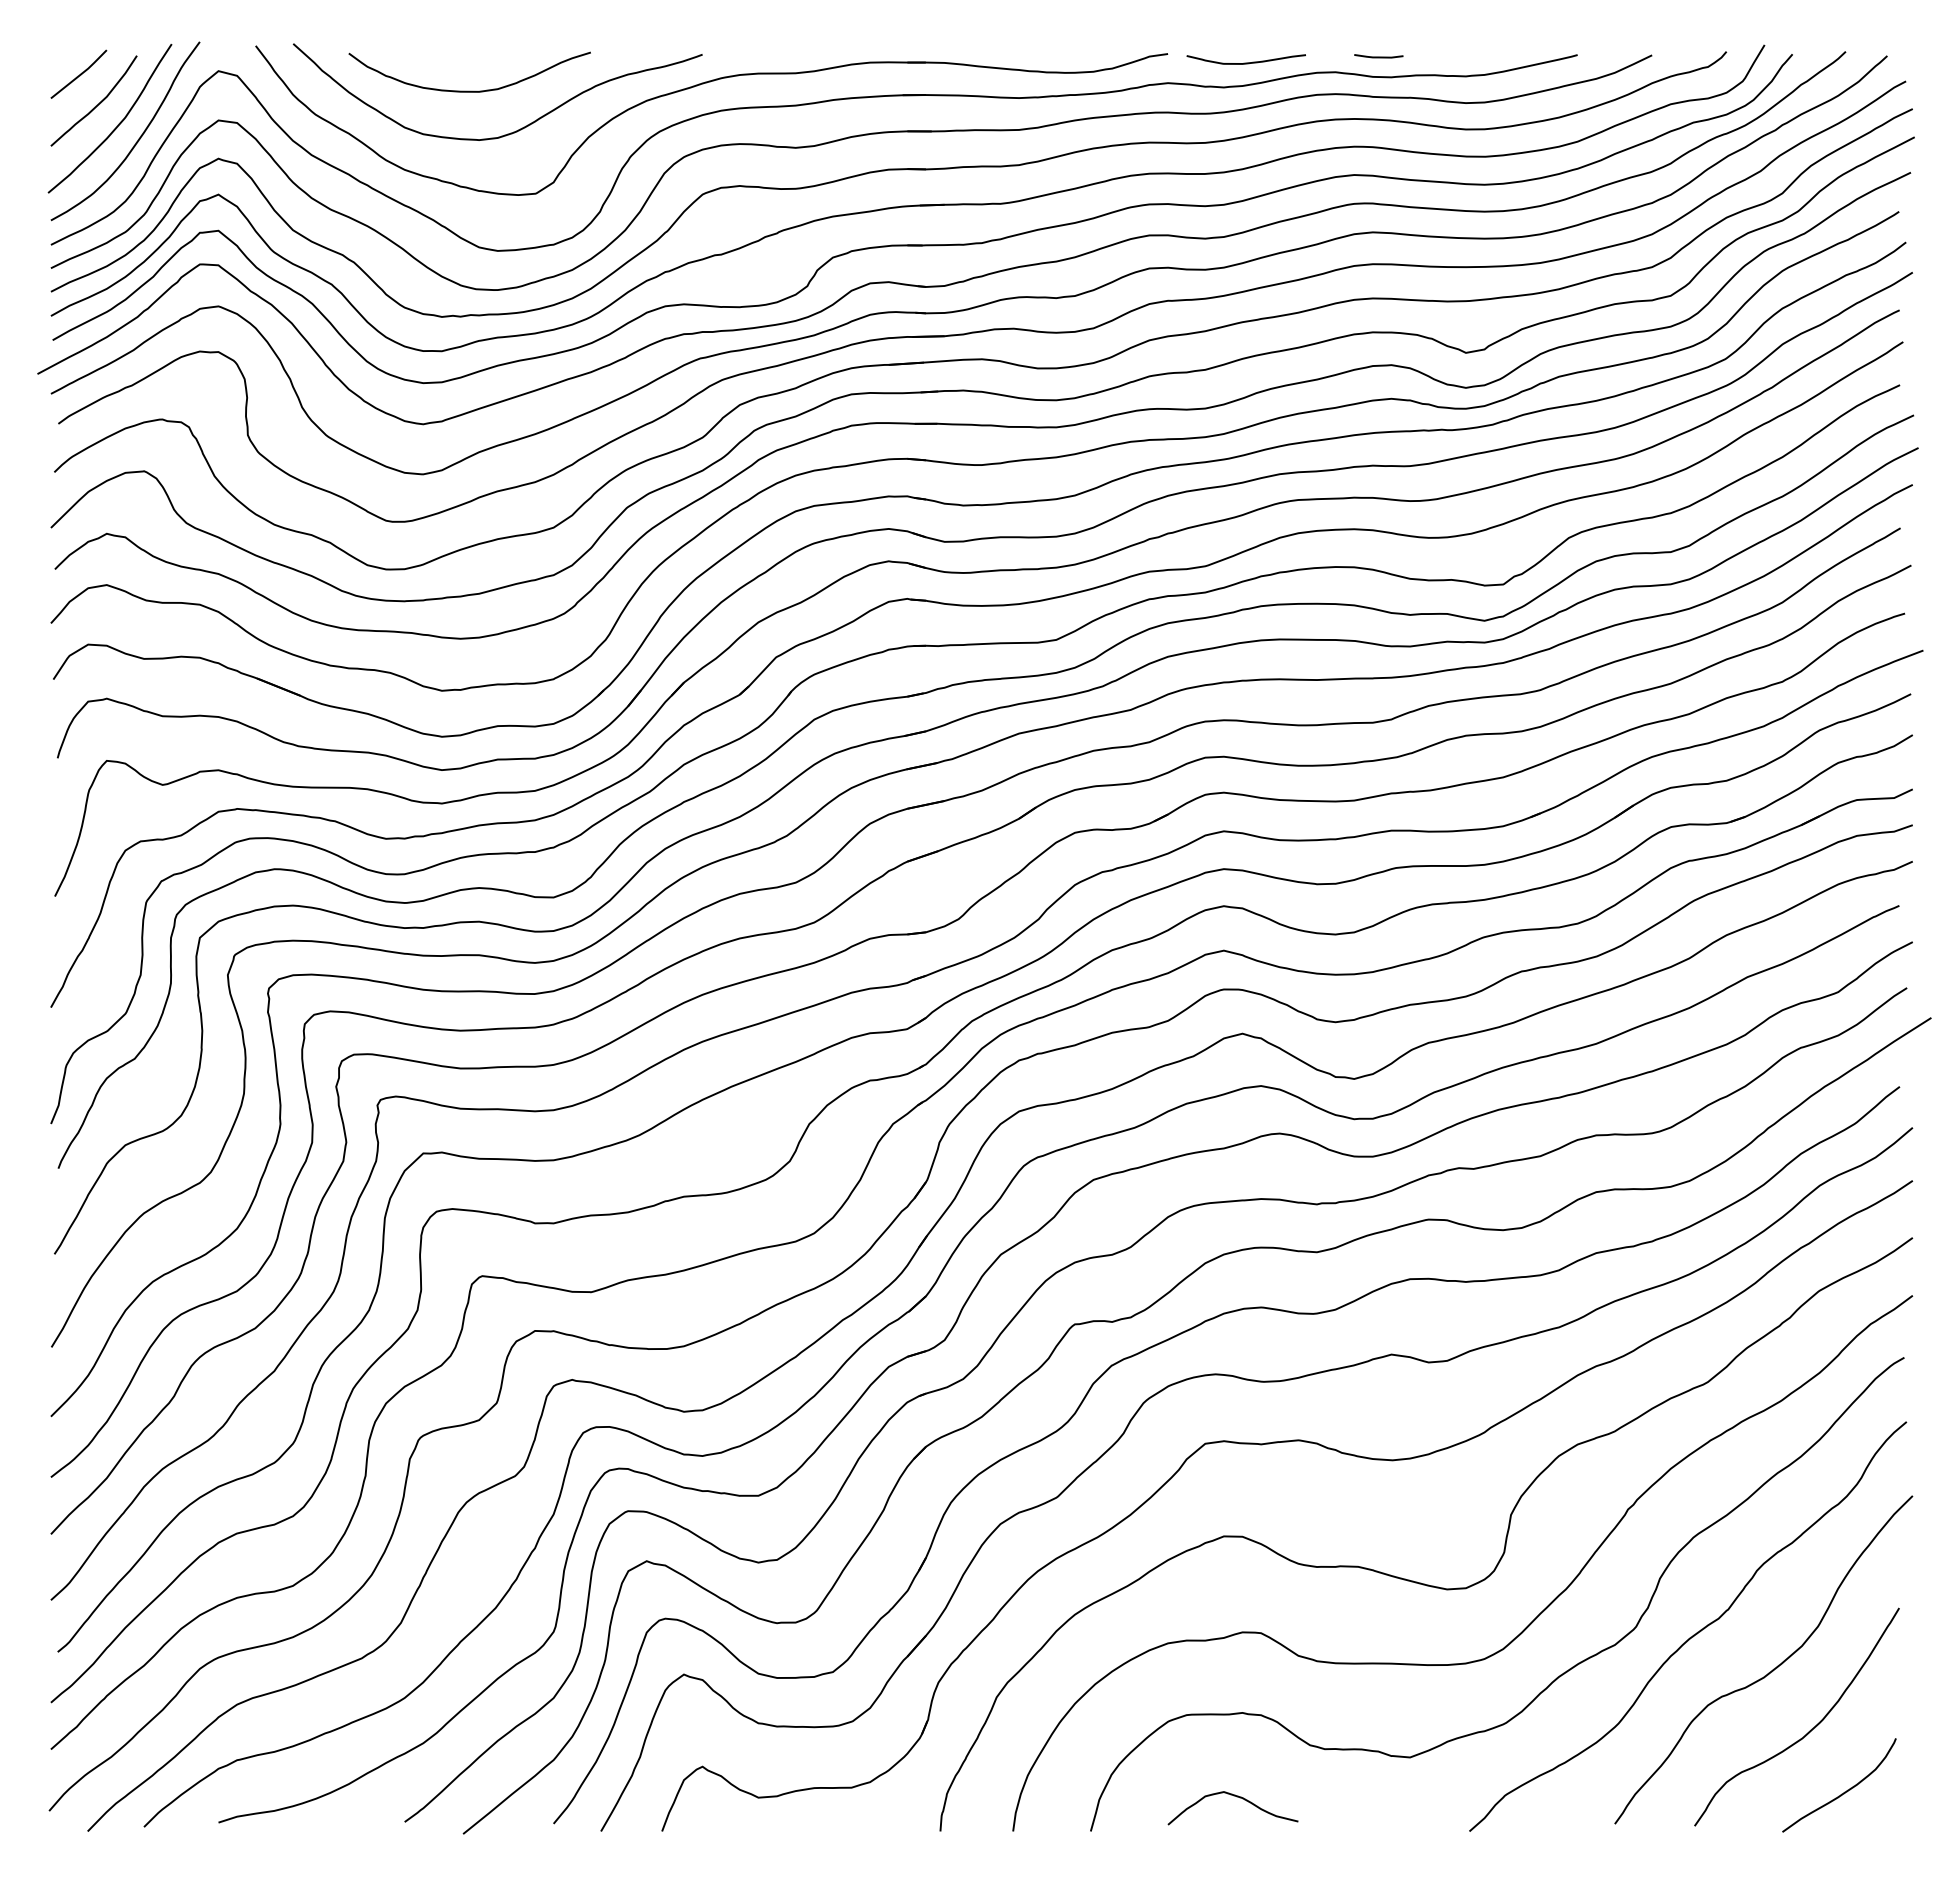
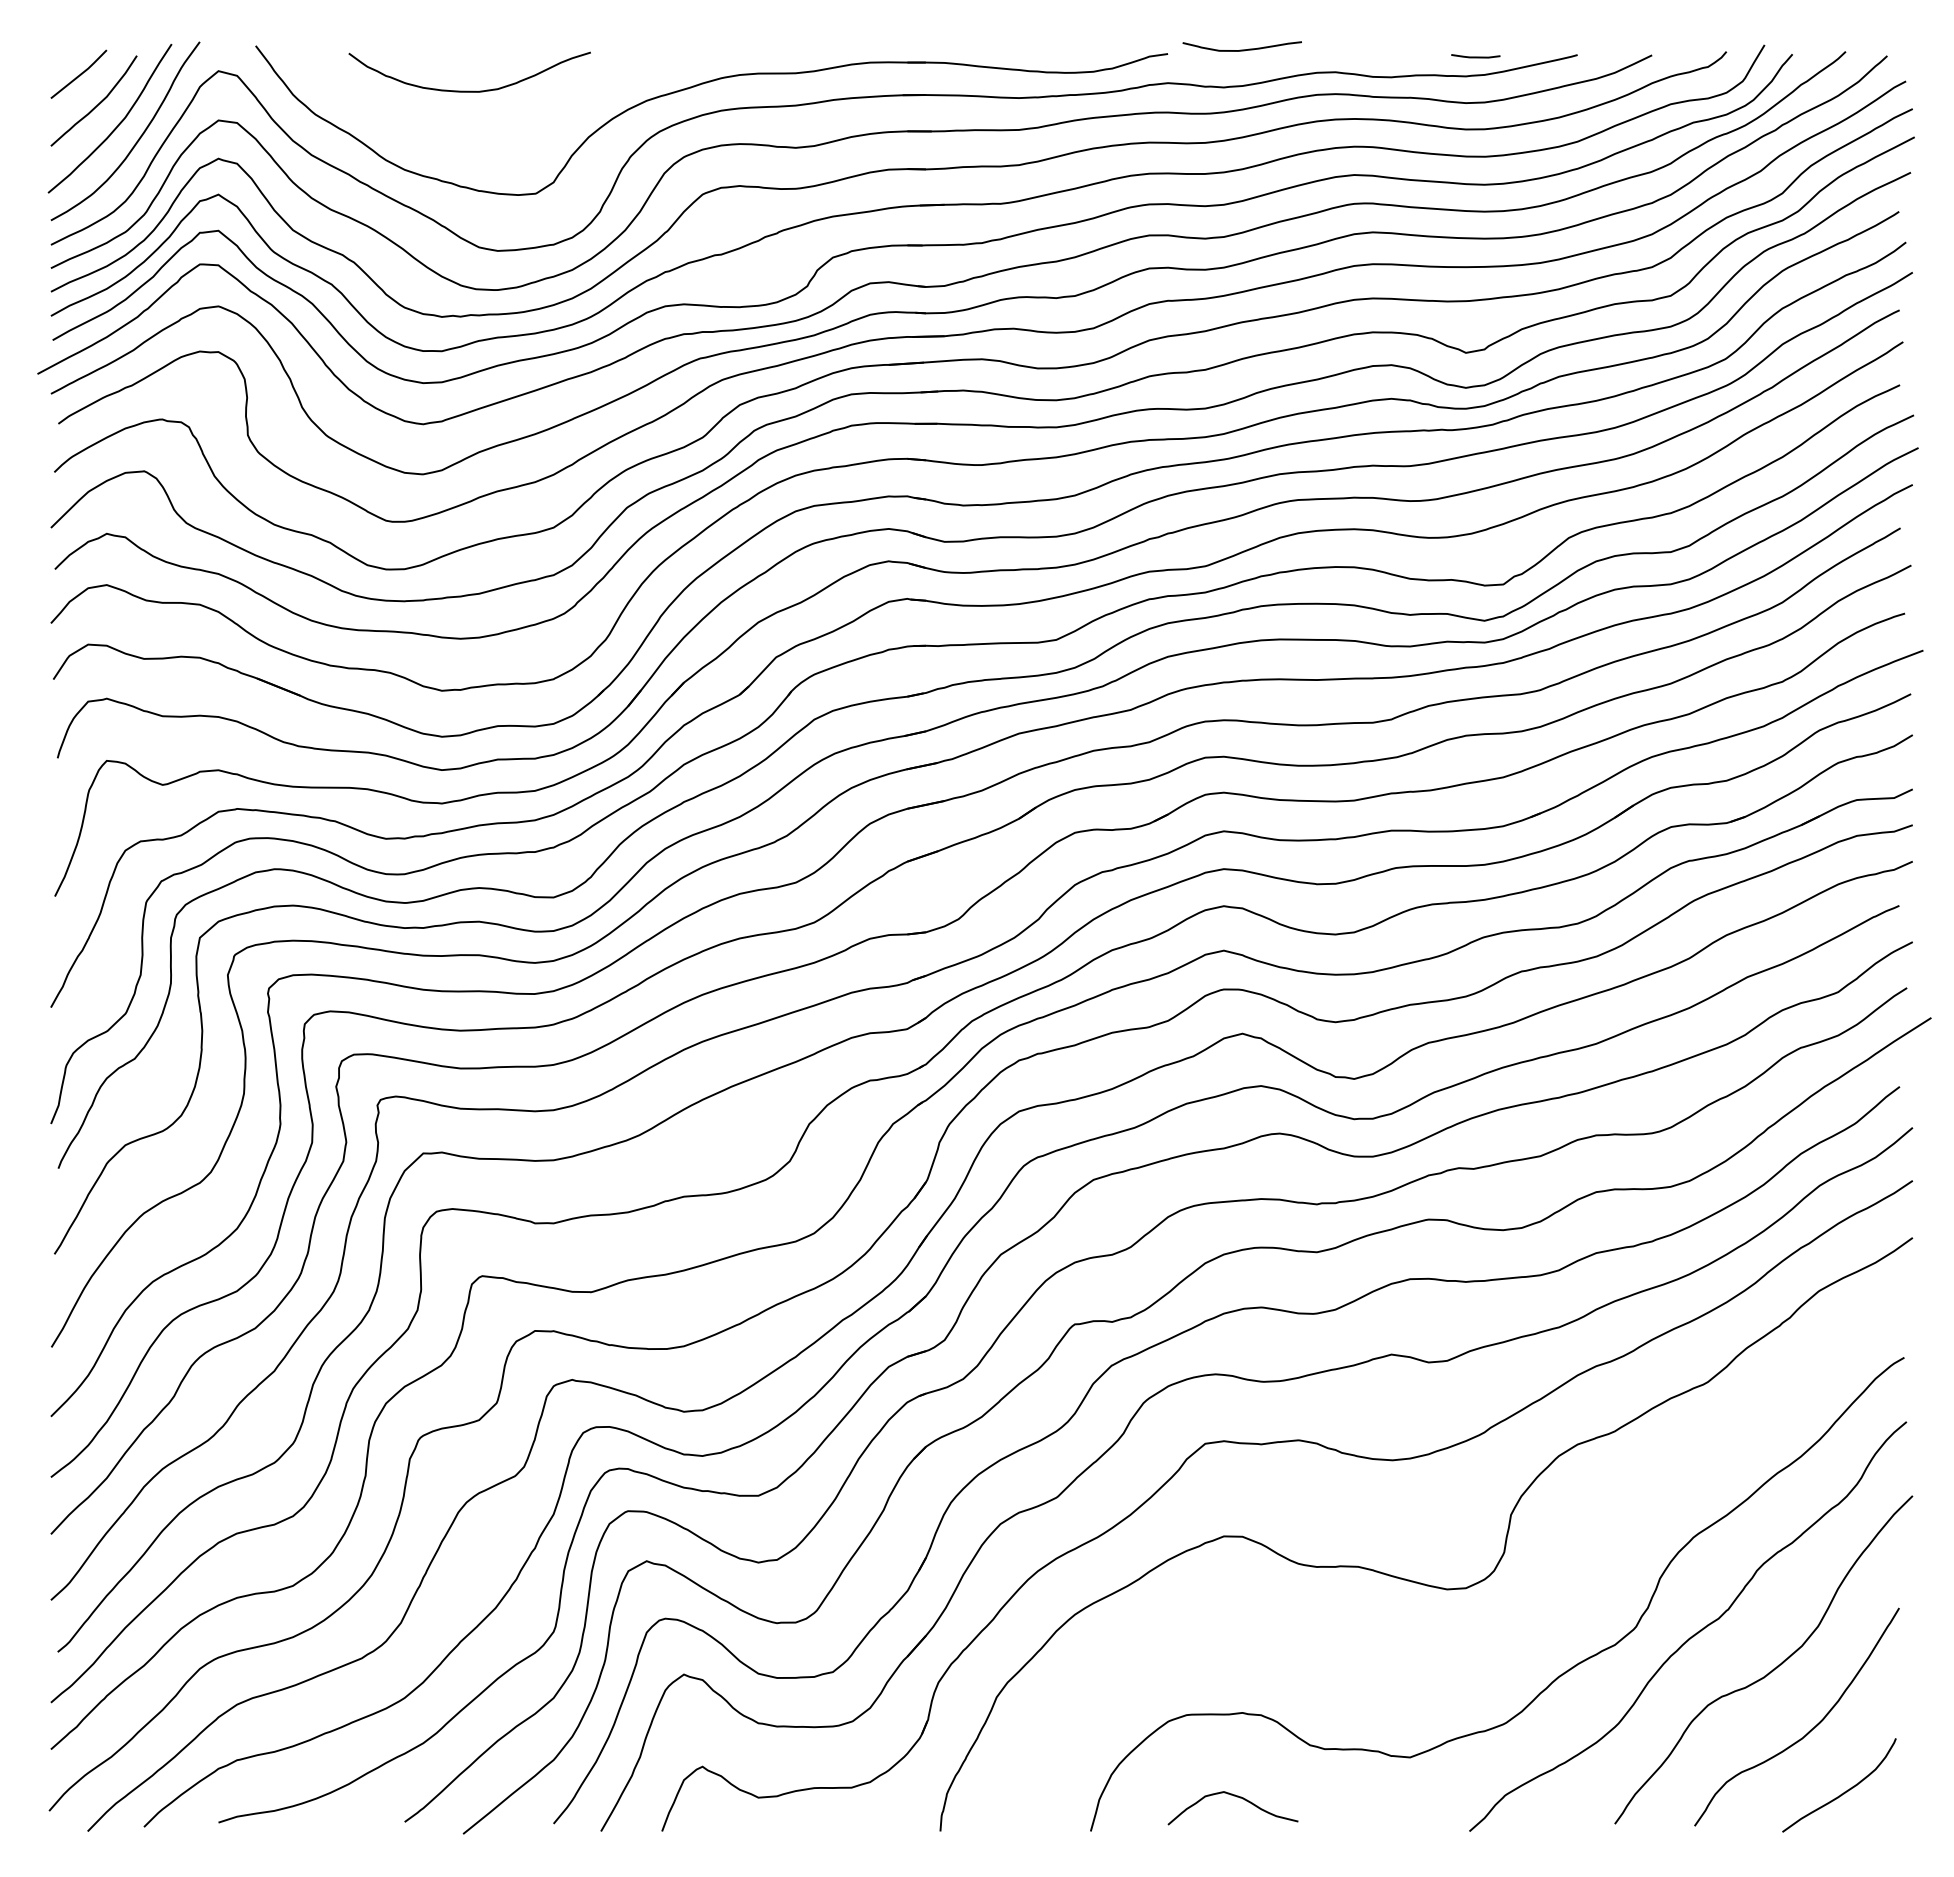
curve position: (1378, 56) -> (1475, 56) (1475, 56)
curve position: (1245, 62) -> (1241, 49) (1241, 49)
curve: present -> none (510, 132)
curve: present -> none (1526, 1626)
